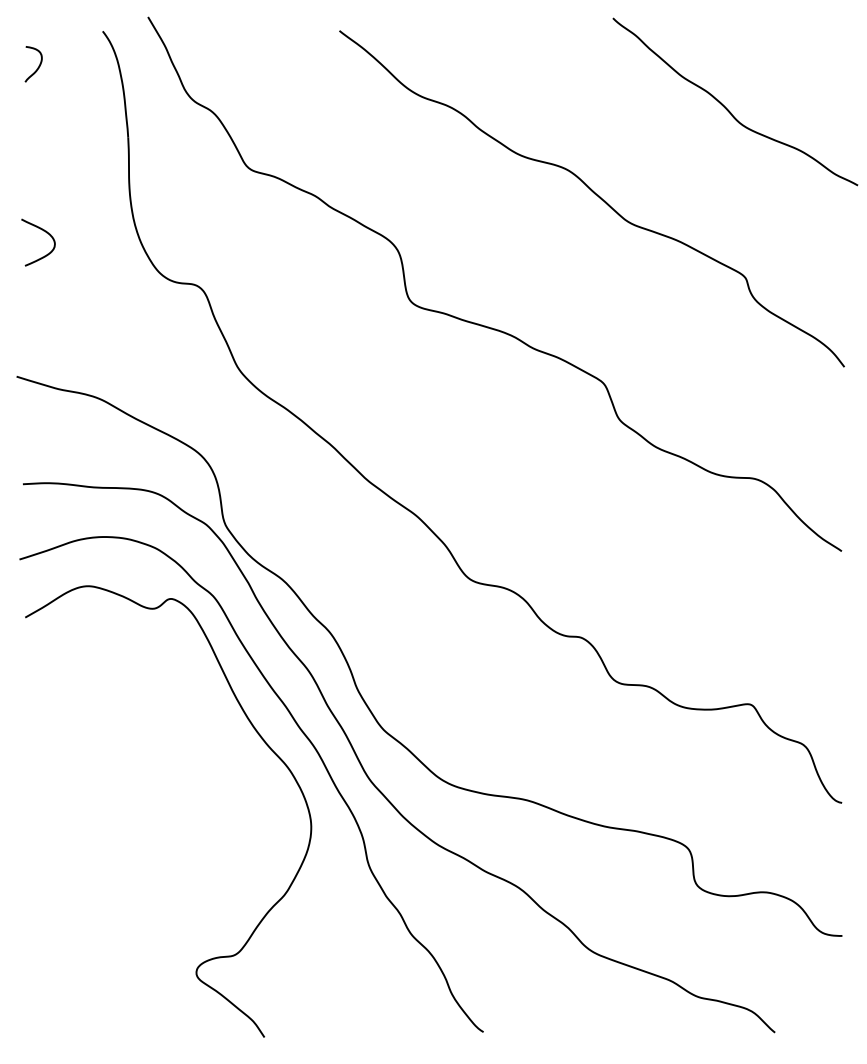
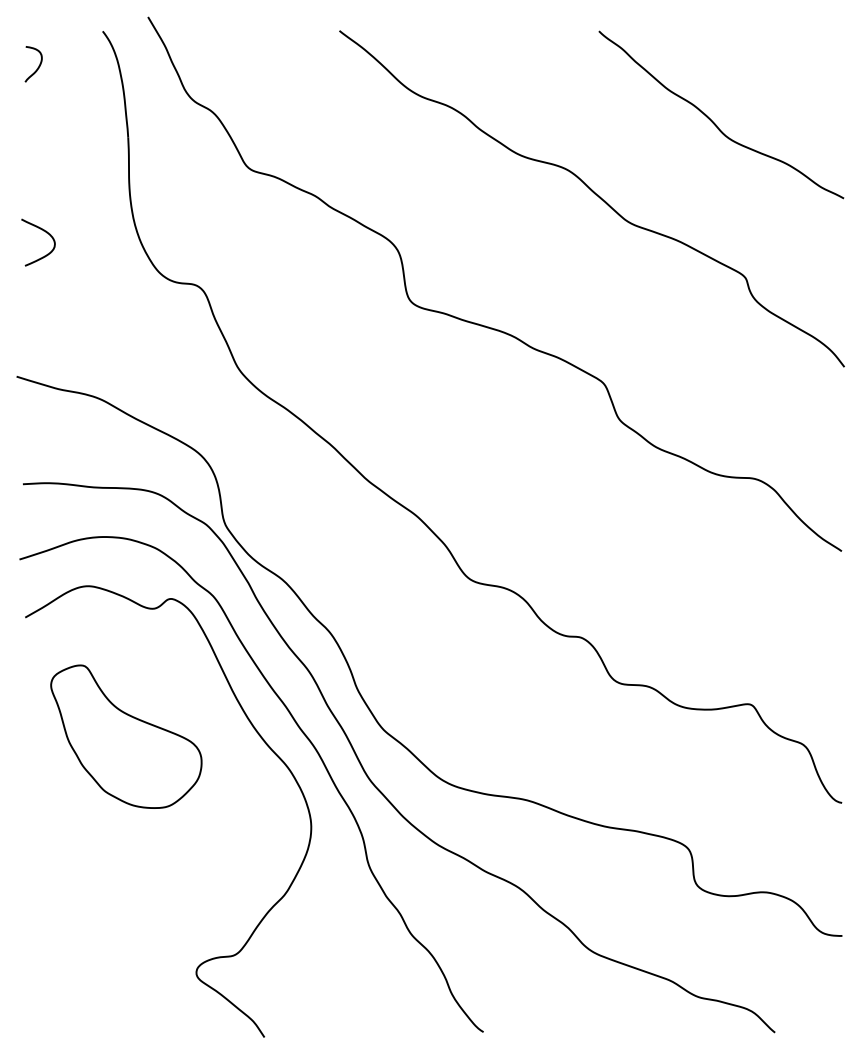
curve position: (727, 108) -> (713, 121) (713, 121)
part: none -> present (126, 736)
